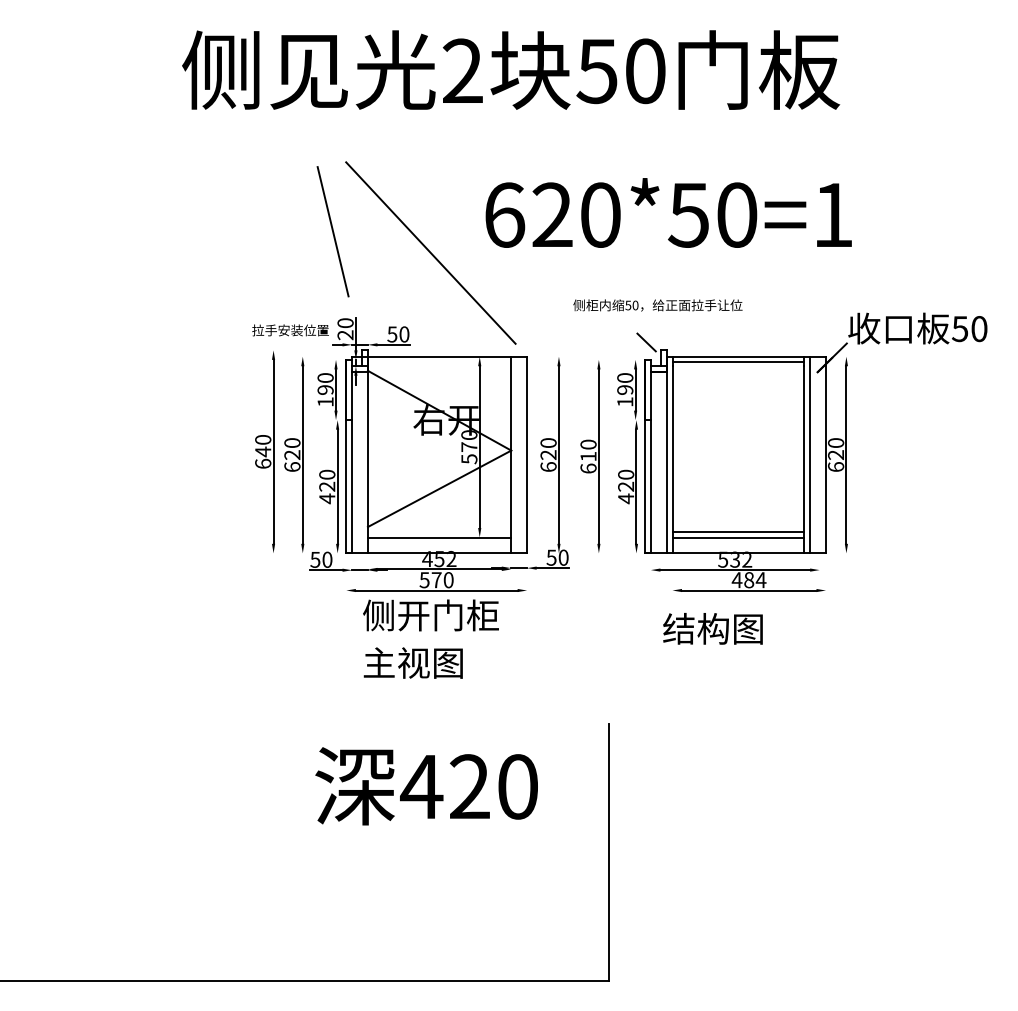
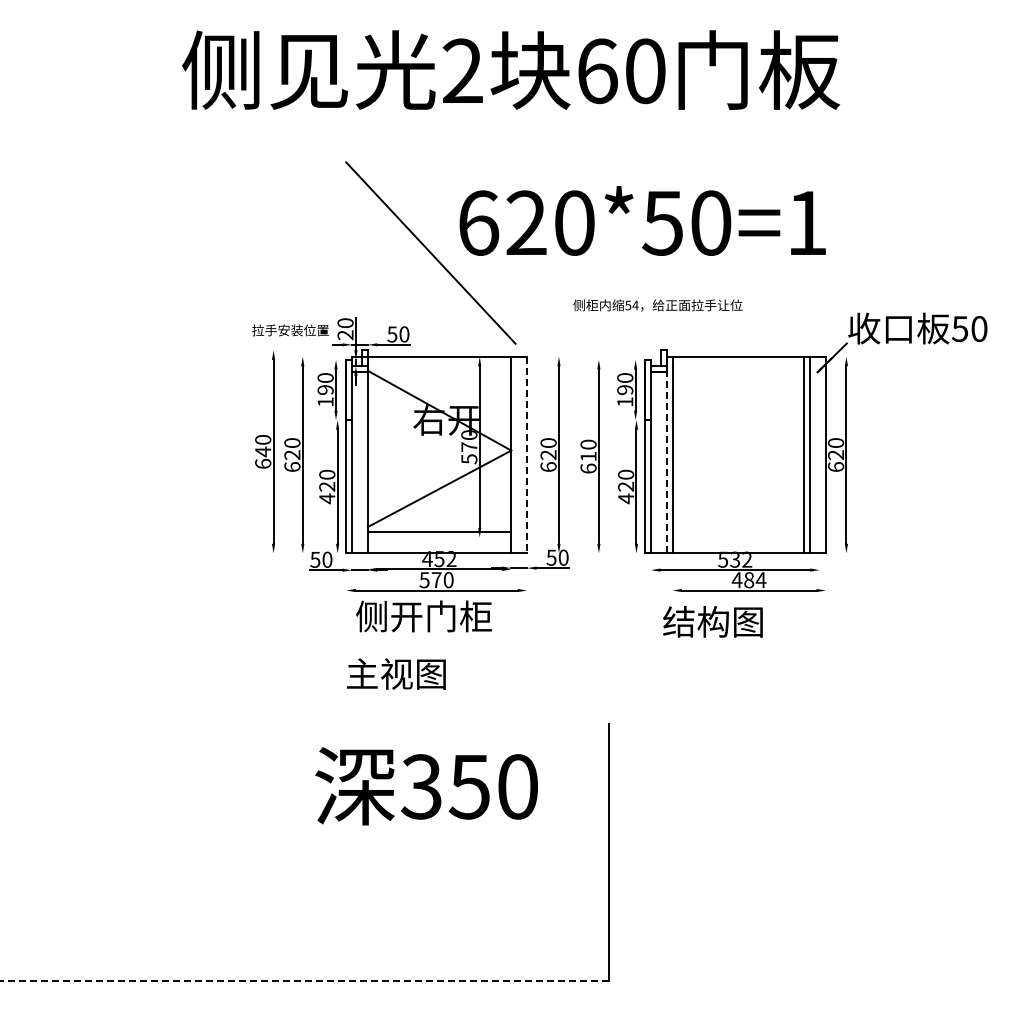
text: 50 -> 60 (596, 71)
text position: (668, 212) -> (642, 220) (642, 220)
line: present -> none (332, 231)
text: 50 -> 54 (635, 305)
line: present -> none (646, 342)
line: present -> none (738, 362)
line: solid -> dashed (527, 455)
line: solid -> dashed (666, 459)
line: present -> none (738, 531)
line position: (439, 537) -> (439, 531) (439, 531)
line: present -> none (738, 537)
text position: (430, 615) -> (423, 616) (423, 616)
text position: (712, 628) -> (712, 621) (712, 621)
text position: (412, 662) -> (395, 673) (395, 673)
text: 420 -> 350 (444, 786)
line: solid -> dashed (304, 980)
